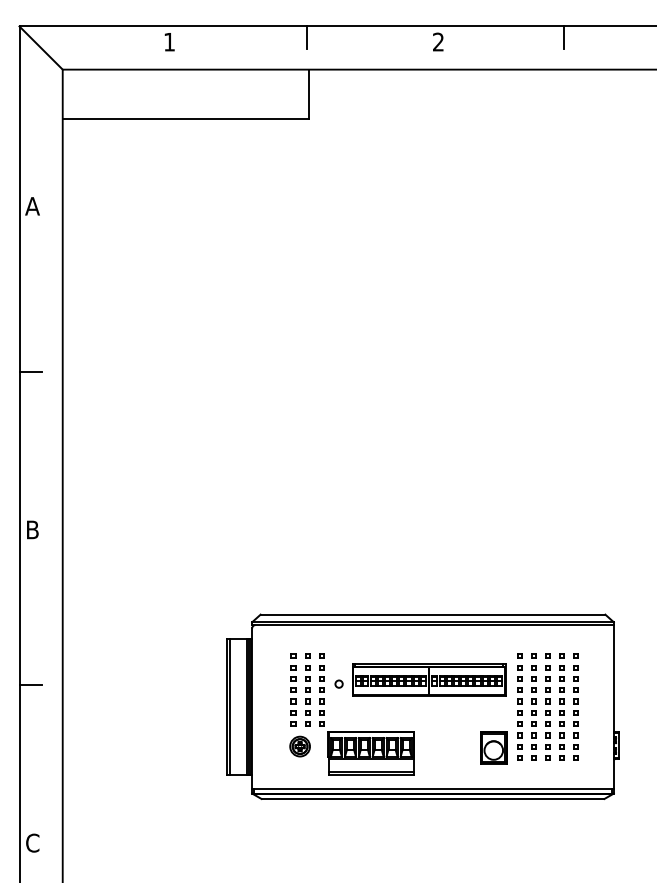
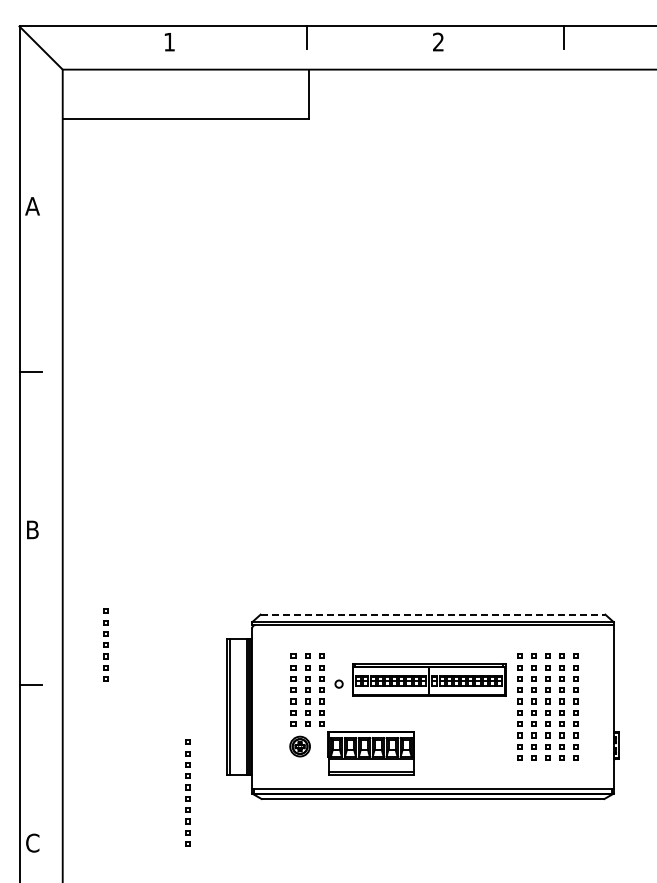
line: solid -> dashed (433, 614)
part: none -> present (105, 644)
part: present -> none (493, 747)
part: none -> present (187, 792)
